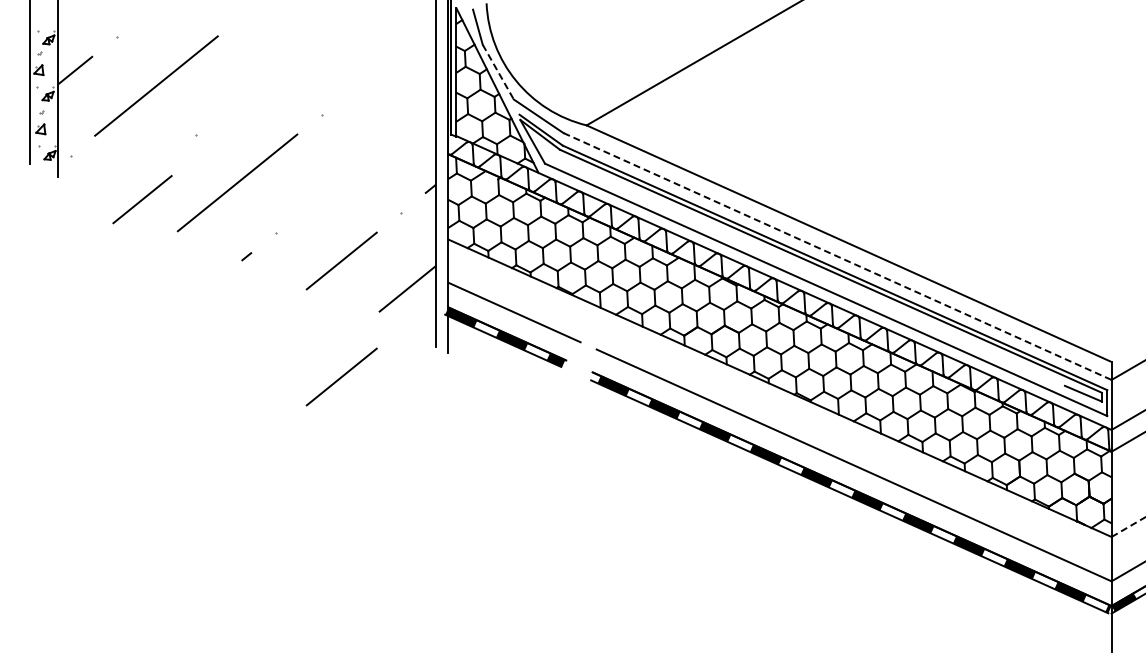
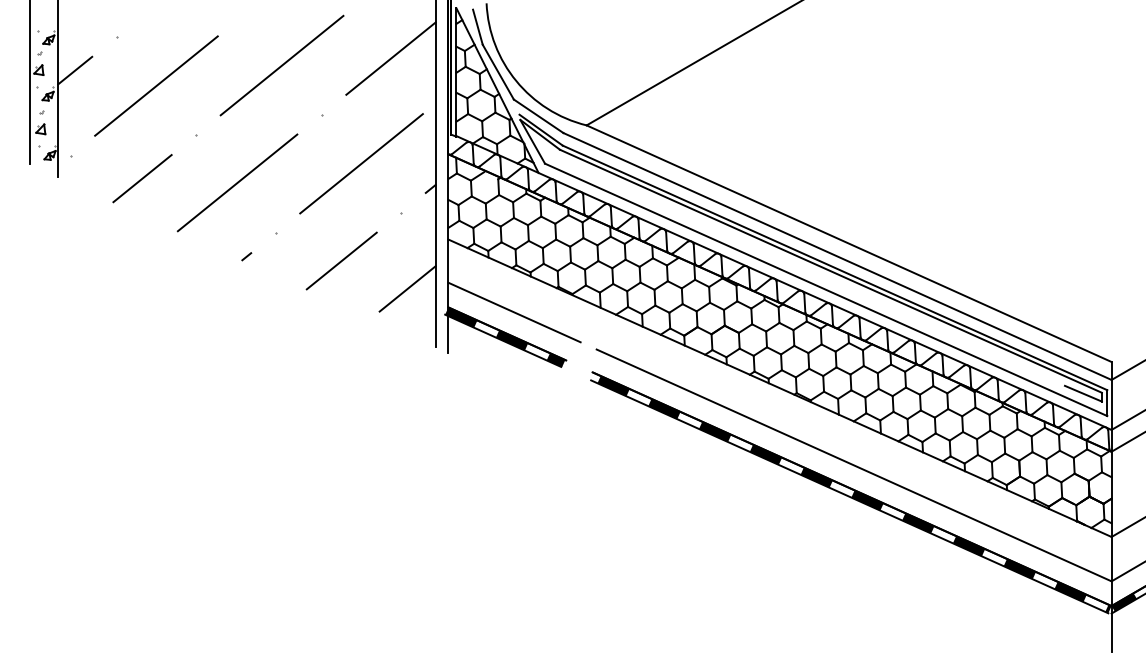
line: none -> present (390, 58)
line: none -> present (281, 65)
line: dashed -> solid (498, 72)
line: none -> present (361, 163)
line position: (142, 199) -> (142, 178) (142, 178)
line: dashed -> solid (837, 256)
line: present -> none (341, 376)
line: dashed -> solid (1128, 526)
